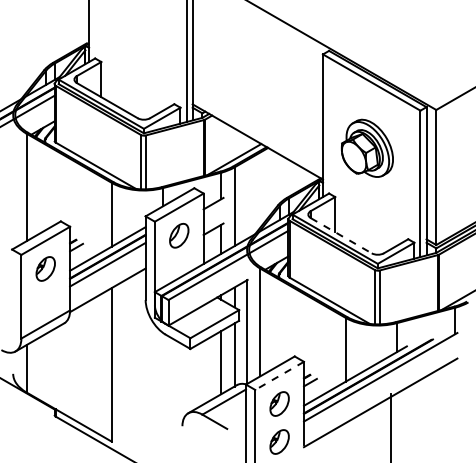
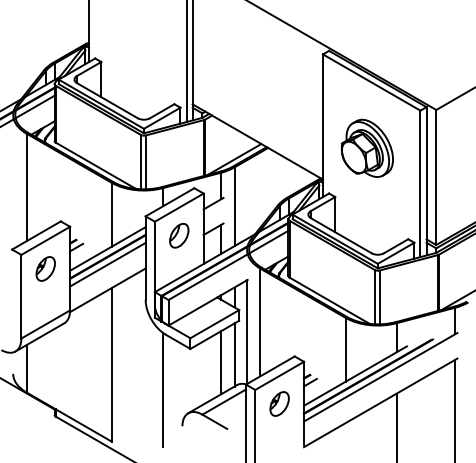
line: dashed -> solid (341, 235)
line: dashed -> solid (279, 376)
line: none -> present (162, 389)
line: none -> present (455, 409)
line position: (390, 426) -> (396, 426) (396, 426)
part: present -> none (279, 441)
